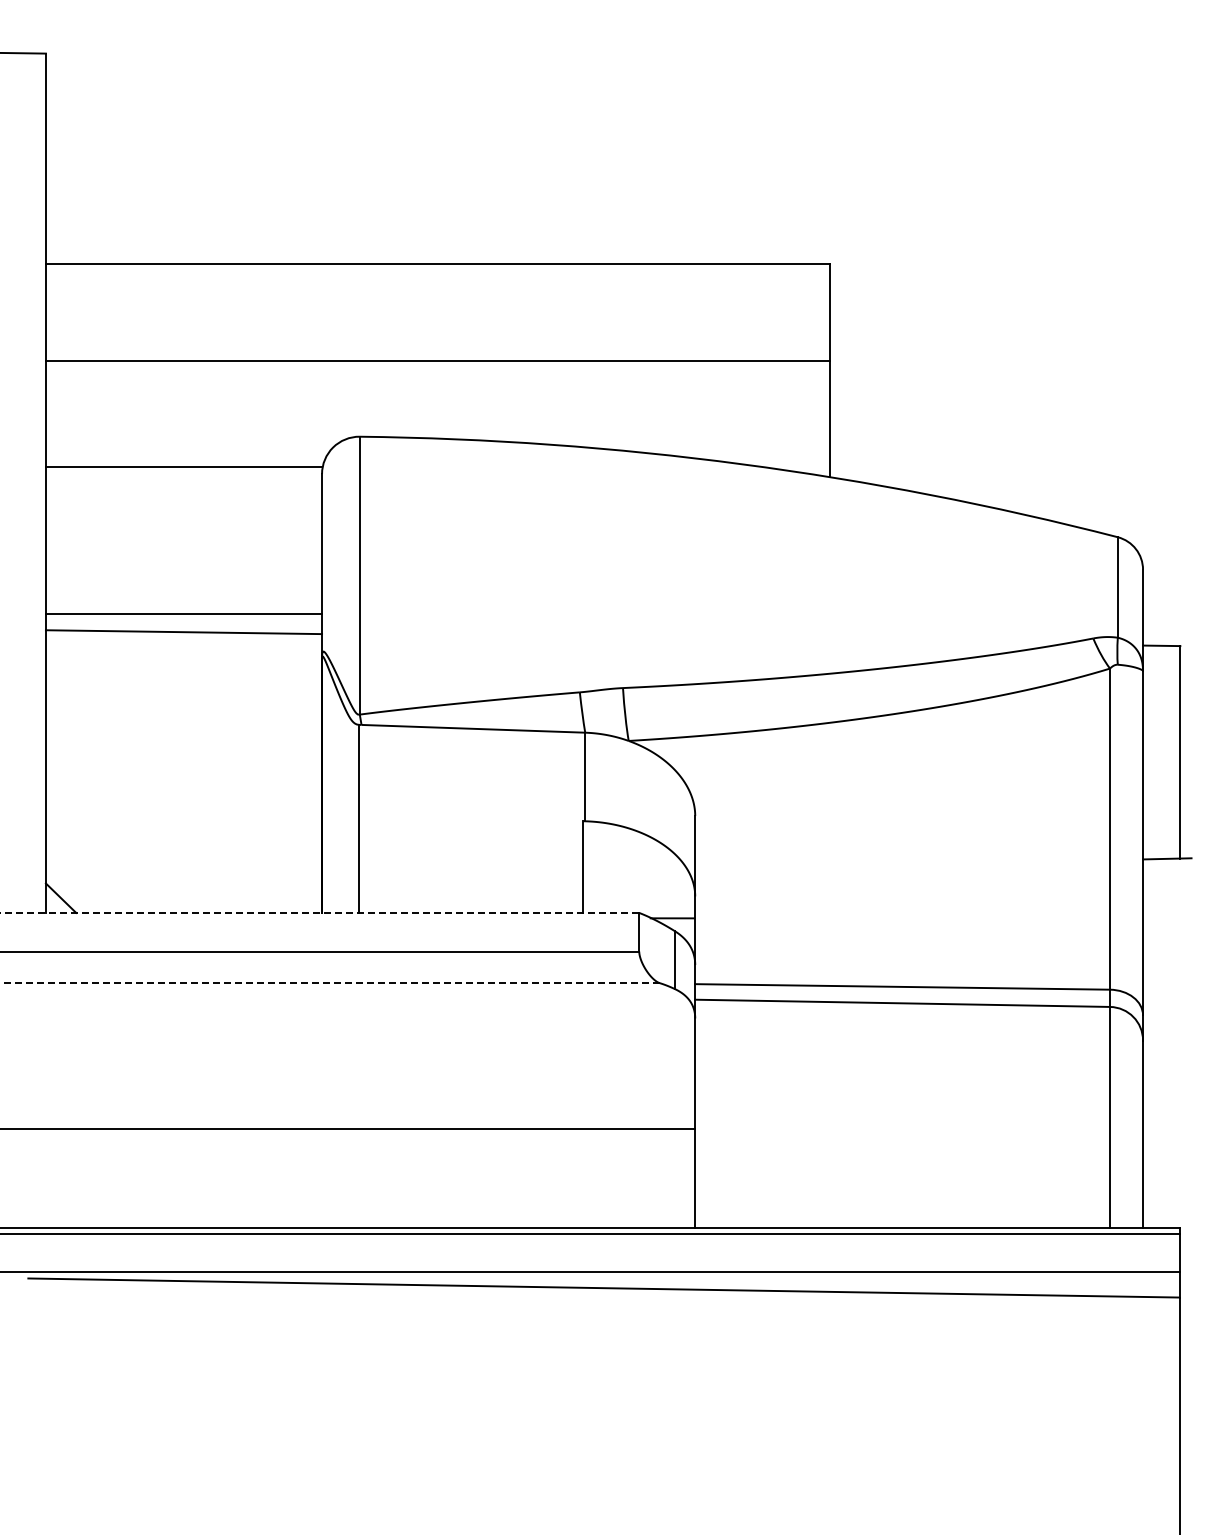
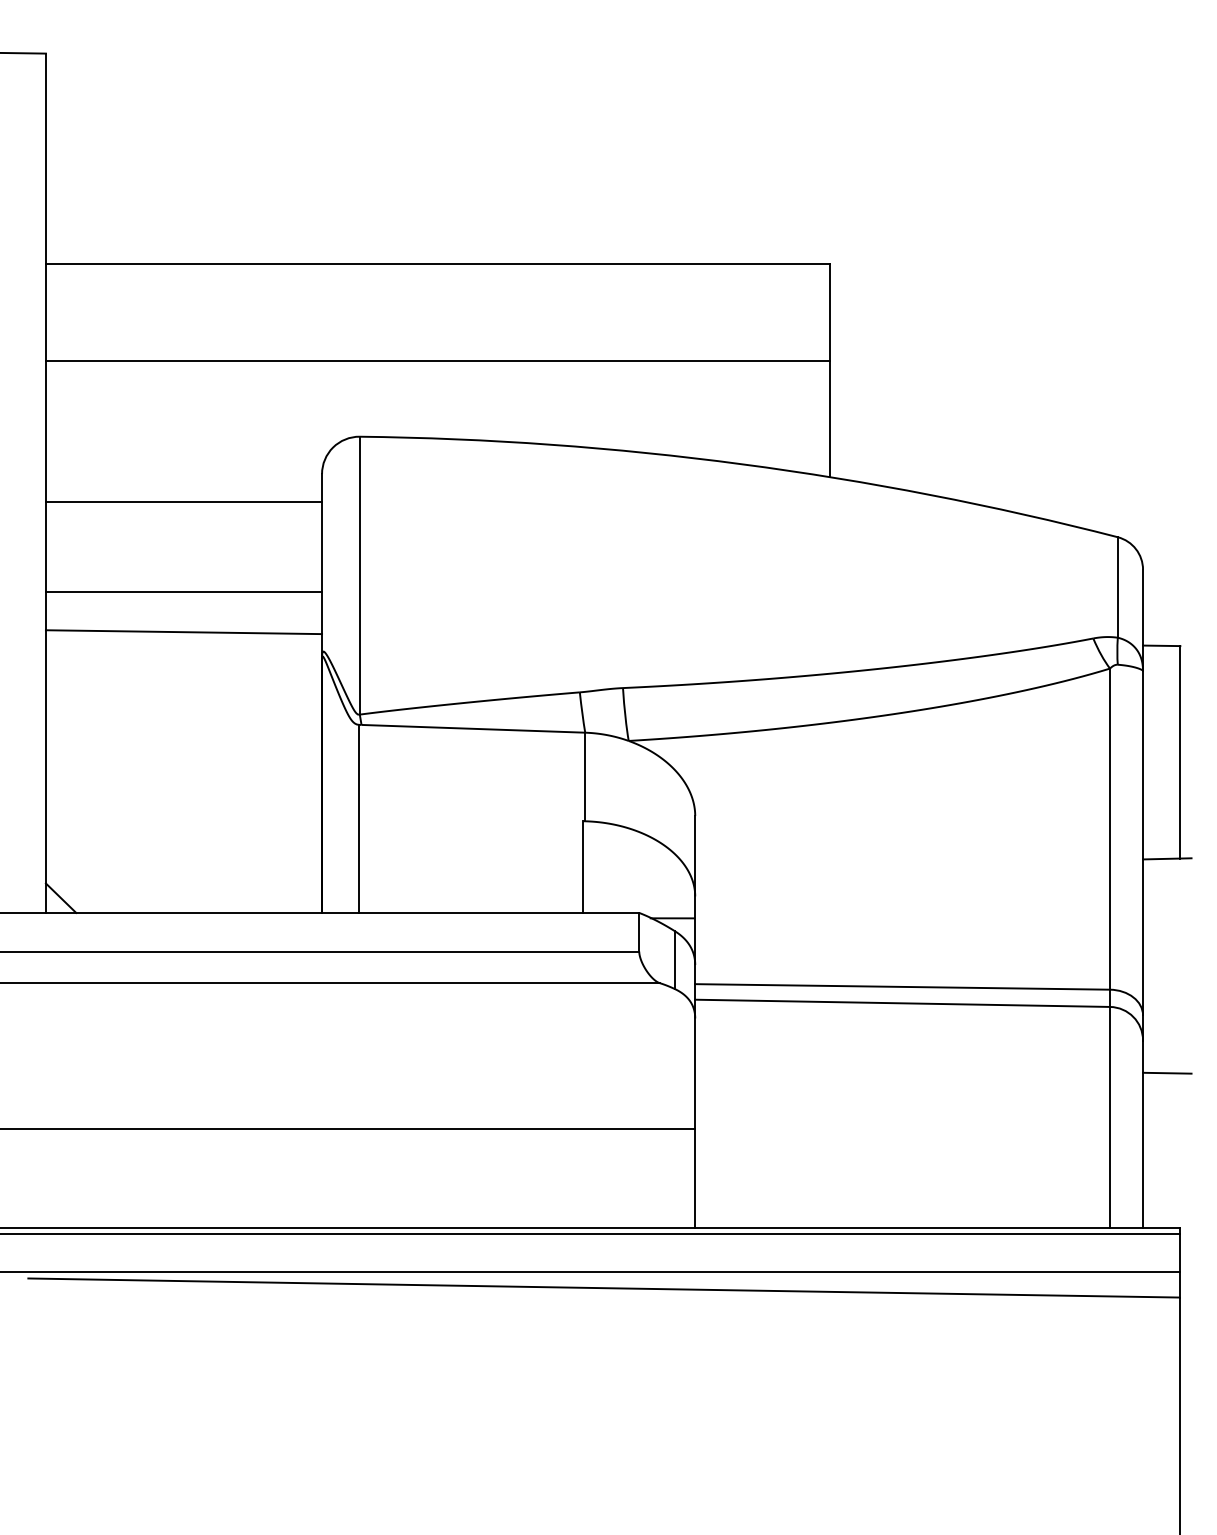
line position: (183, 467) -> (183, 502) (183, 502)
line position: (183, 614) -> (183, 592) (183, 592)
line: dashed -> solid (319, 912)
line: dashed -> solid (329, 983)
line: none -> present (1167, 1072)
